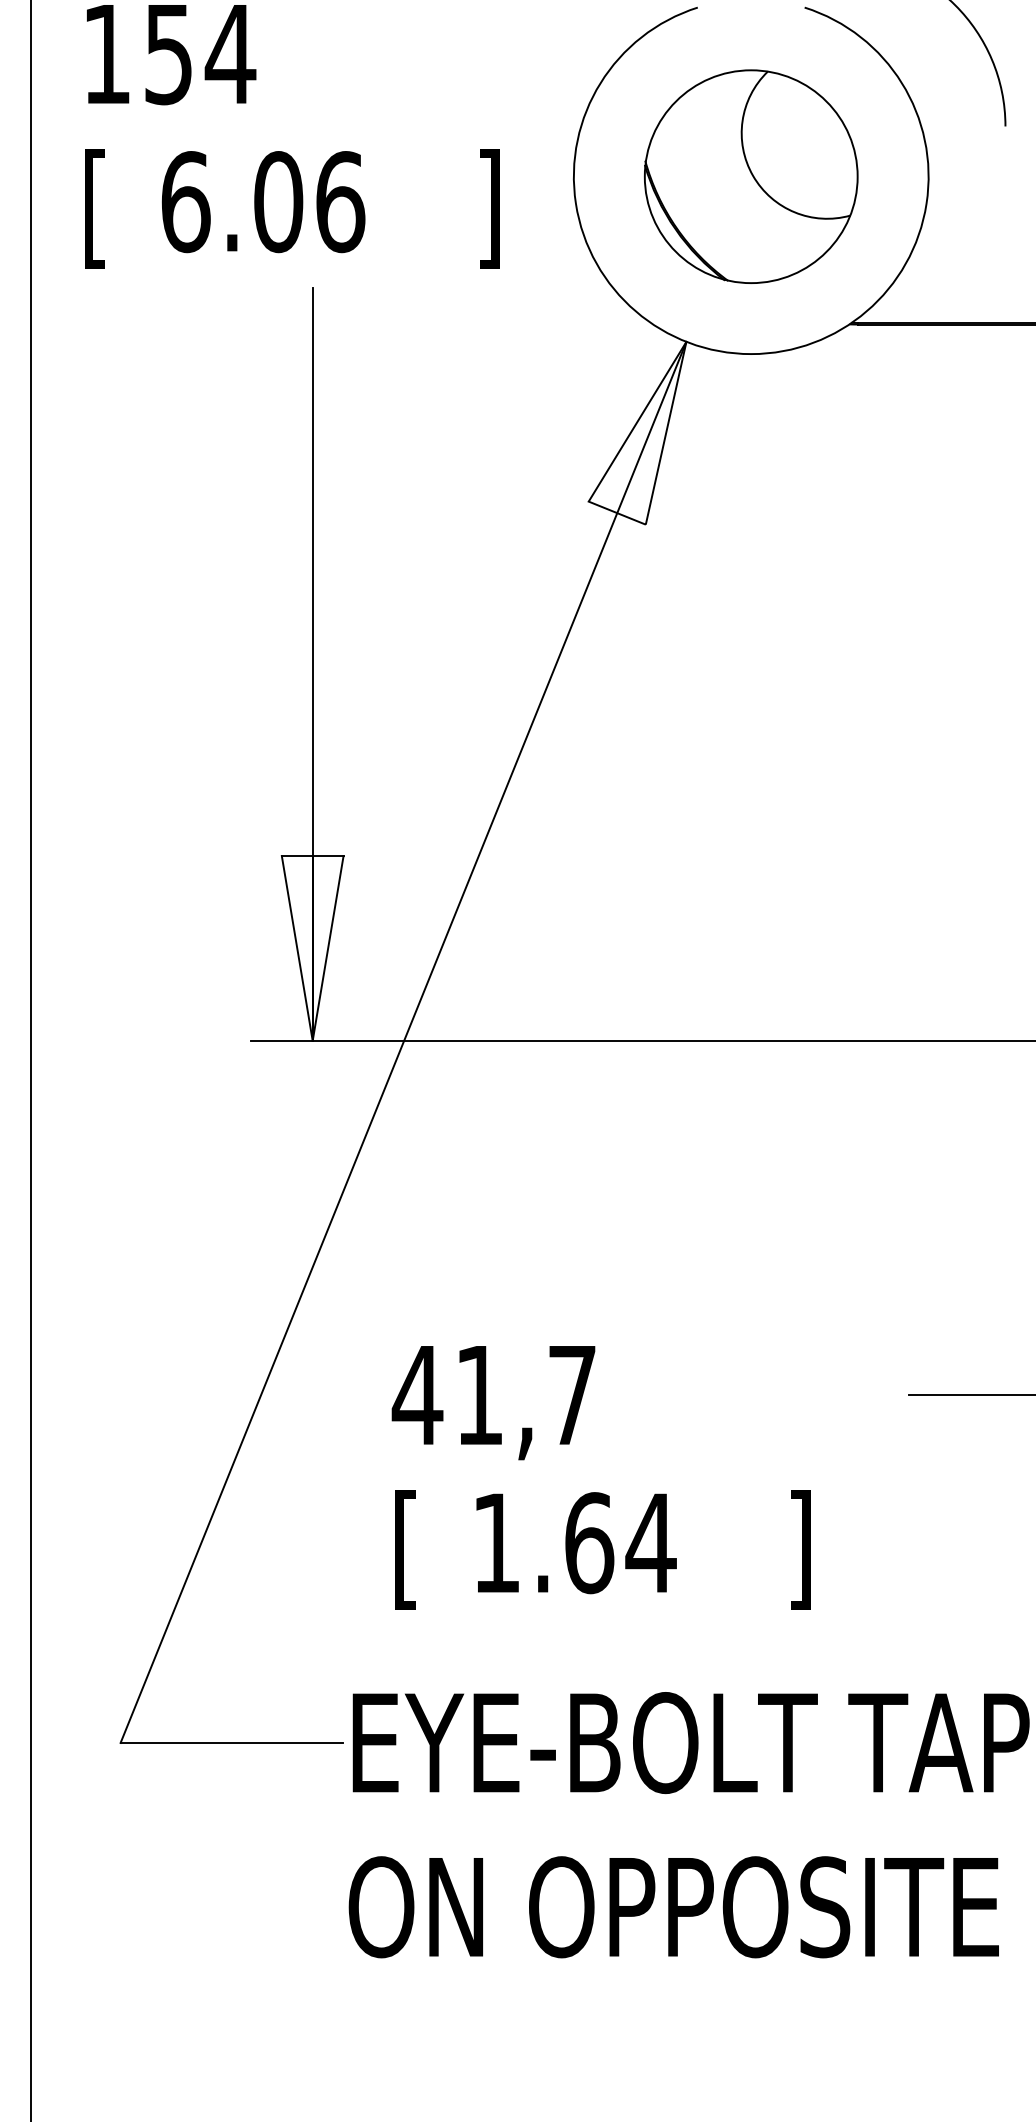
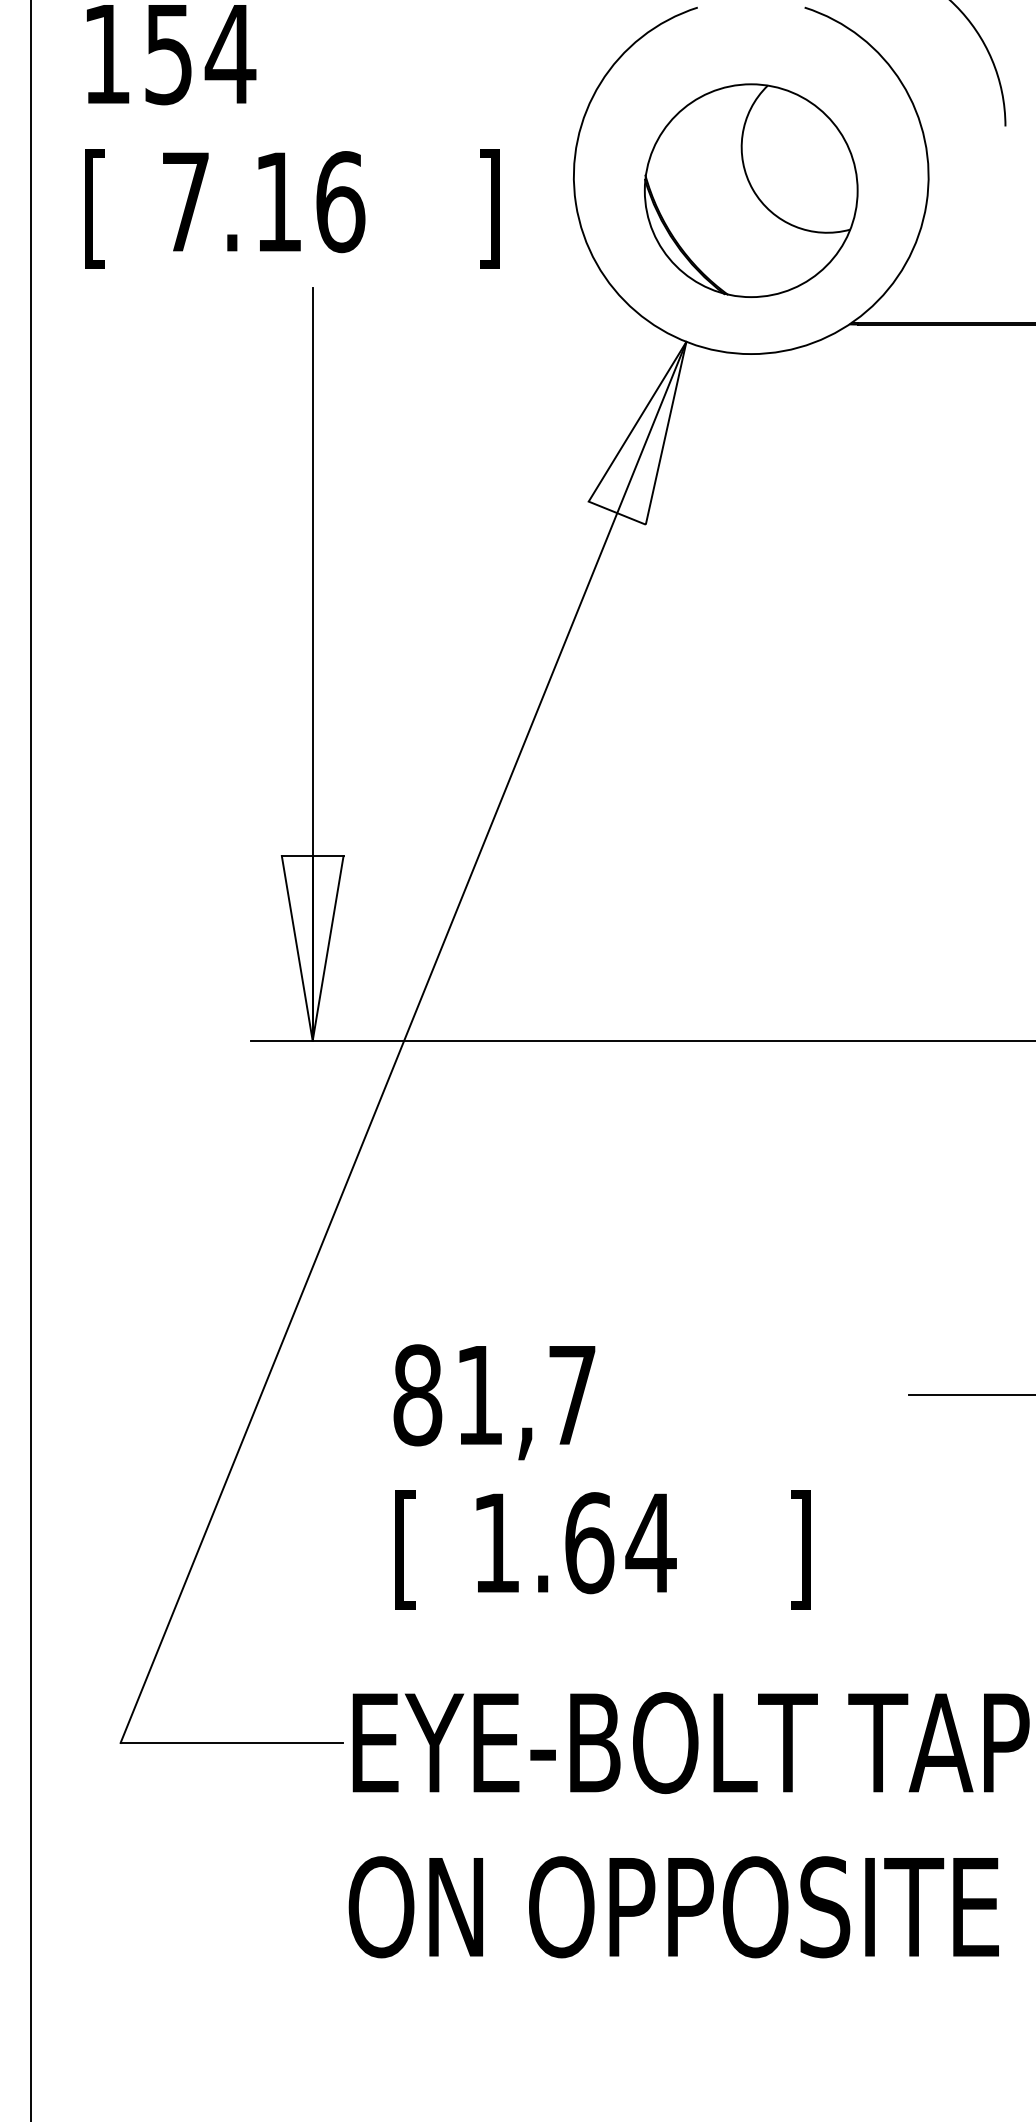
part position: (750, 176) -> (750, 190) (750, 190)
text: 6.06 -> 7.16 (232, 202)
text: 41,7 -> 81,7 (417, 1395)
